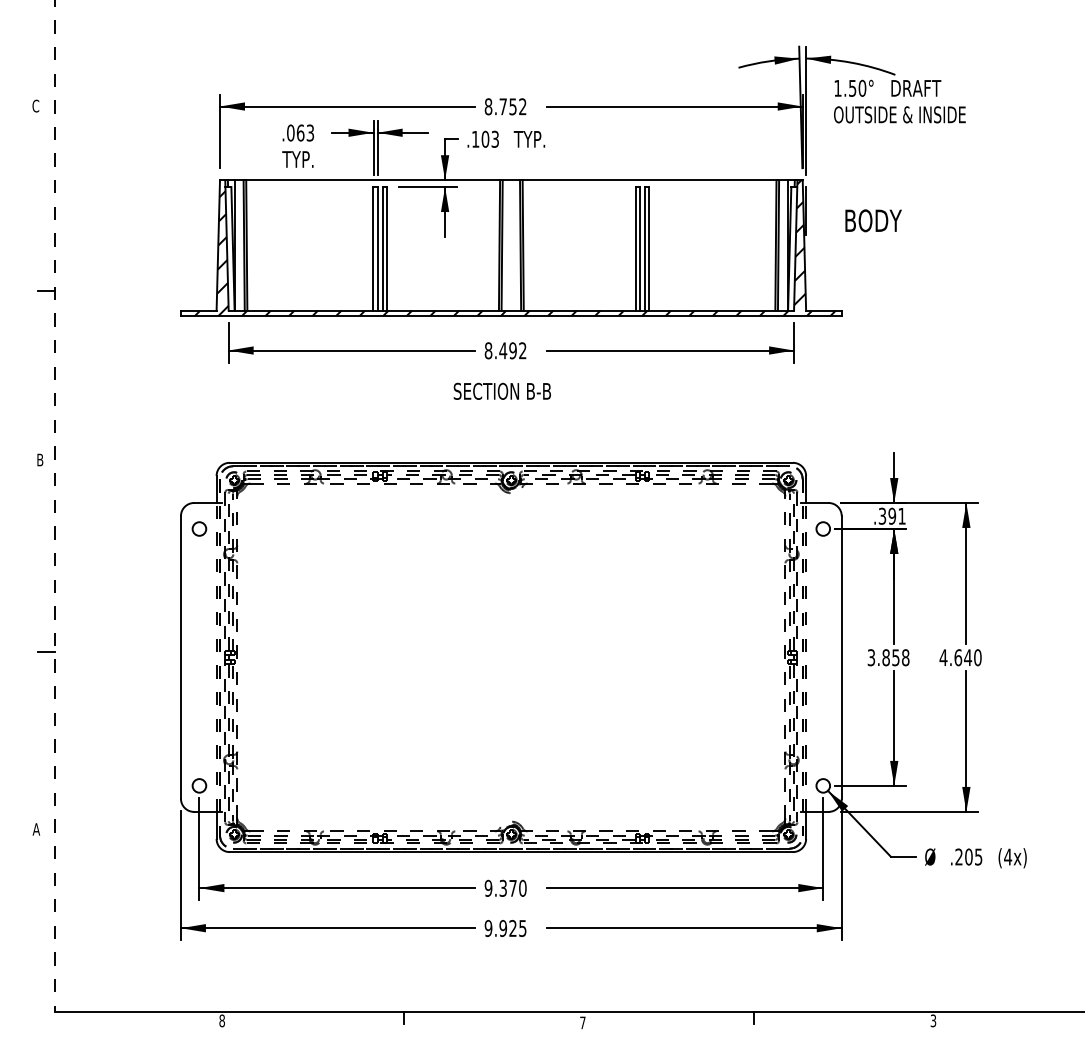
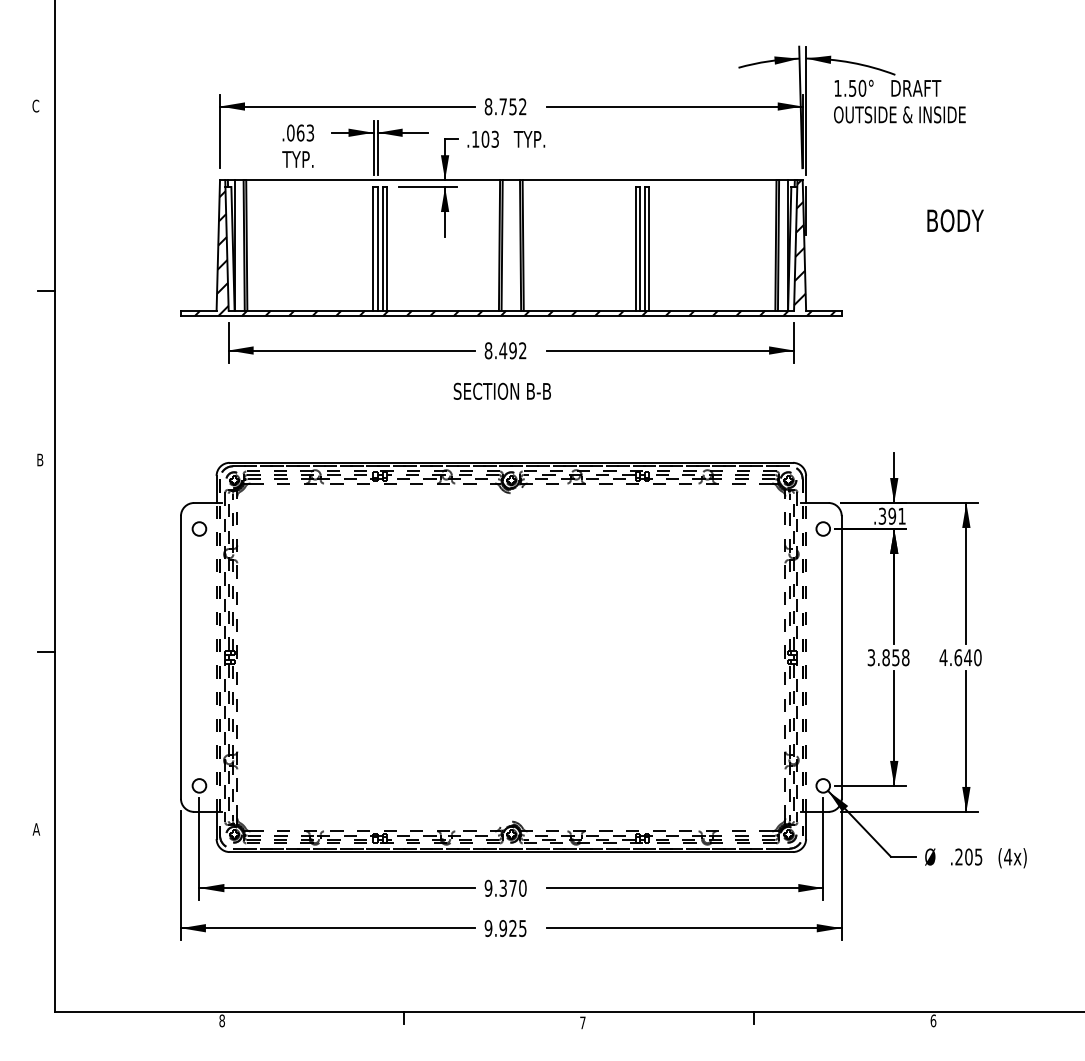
text position: (873, 220) -> (955, 220) (955, 220)
line: dashed -> solid (54, 506)
text: 3 -> 6 (933, 1020)
